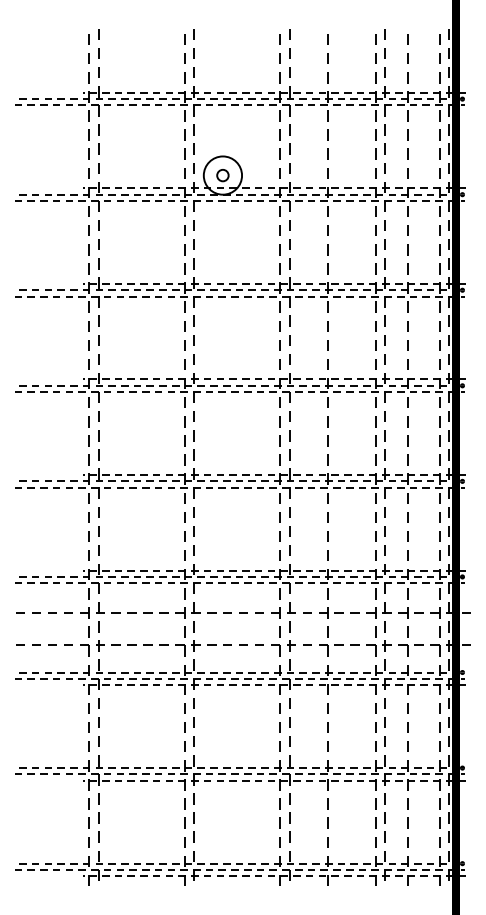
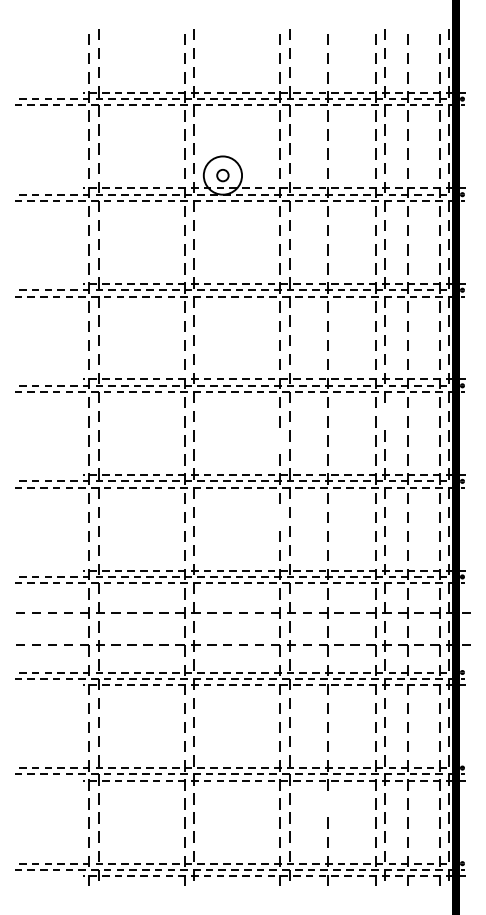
line: present -> none (384, 416)
line: present -> none (279, 440)
line: present -> none (279, 517)
line: present -> none (327, 803)
